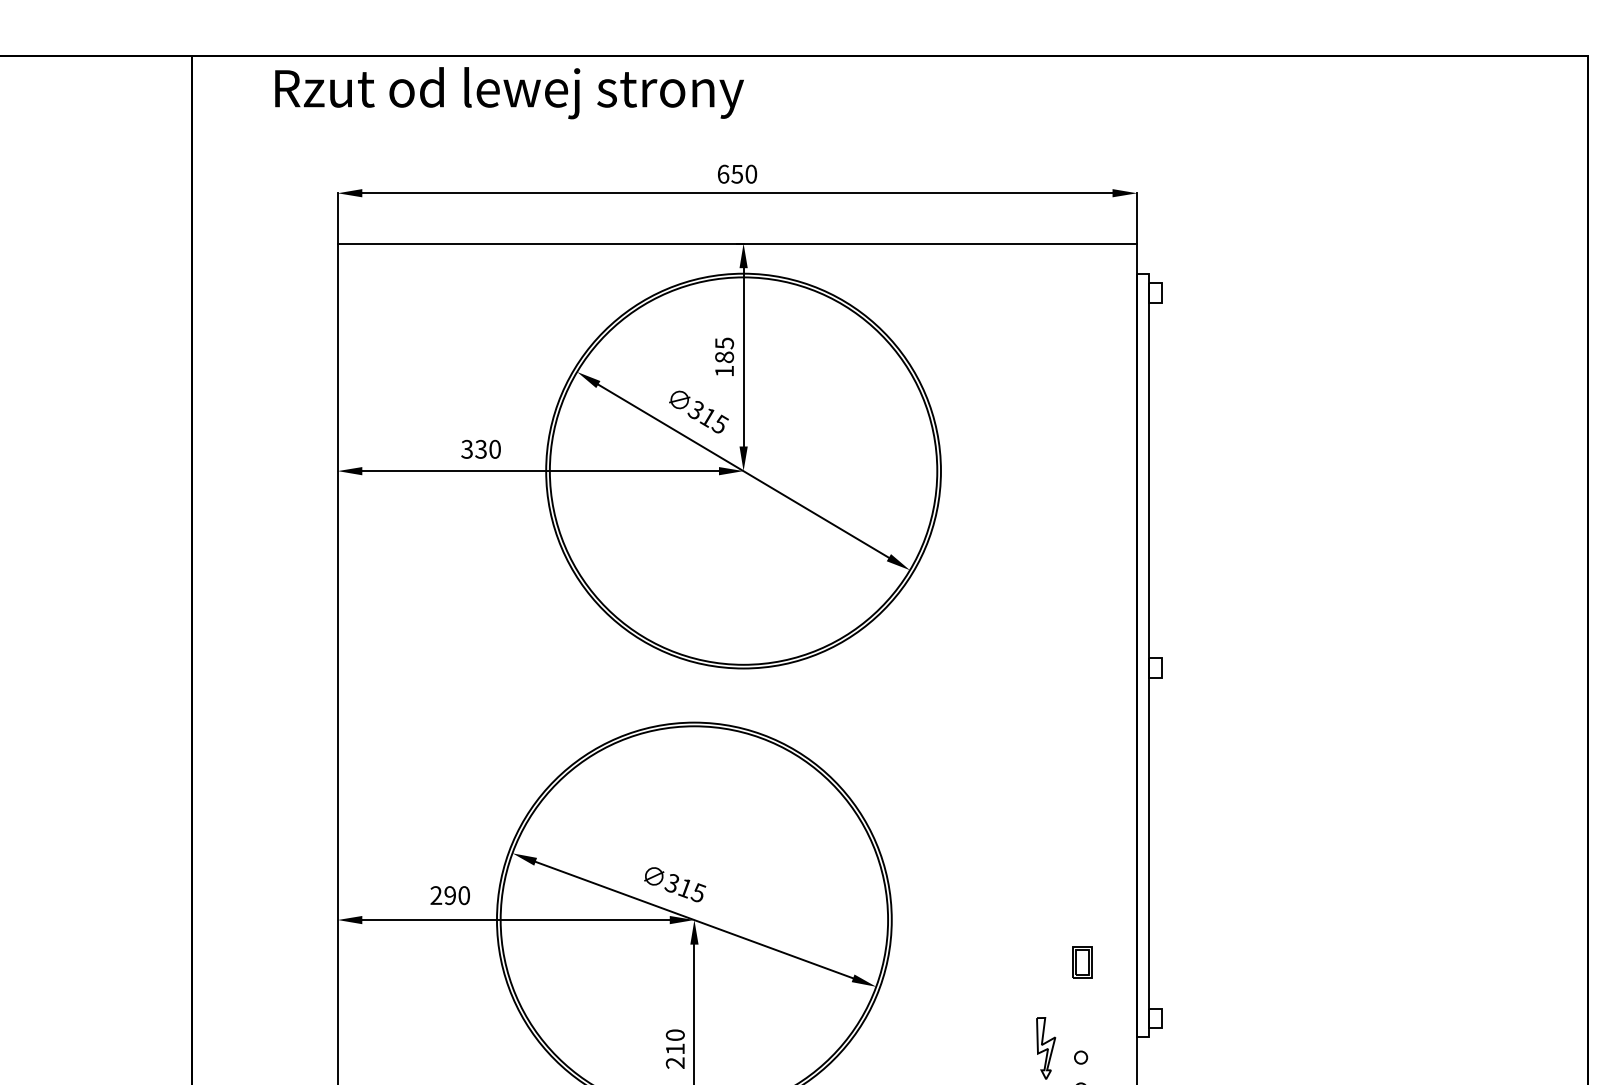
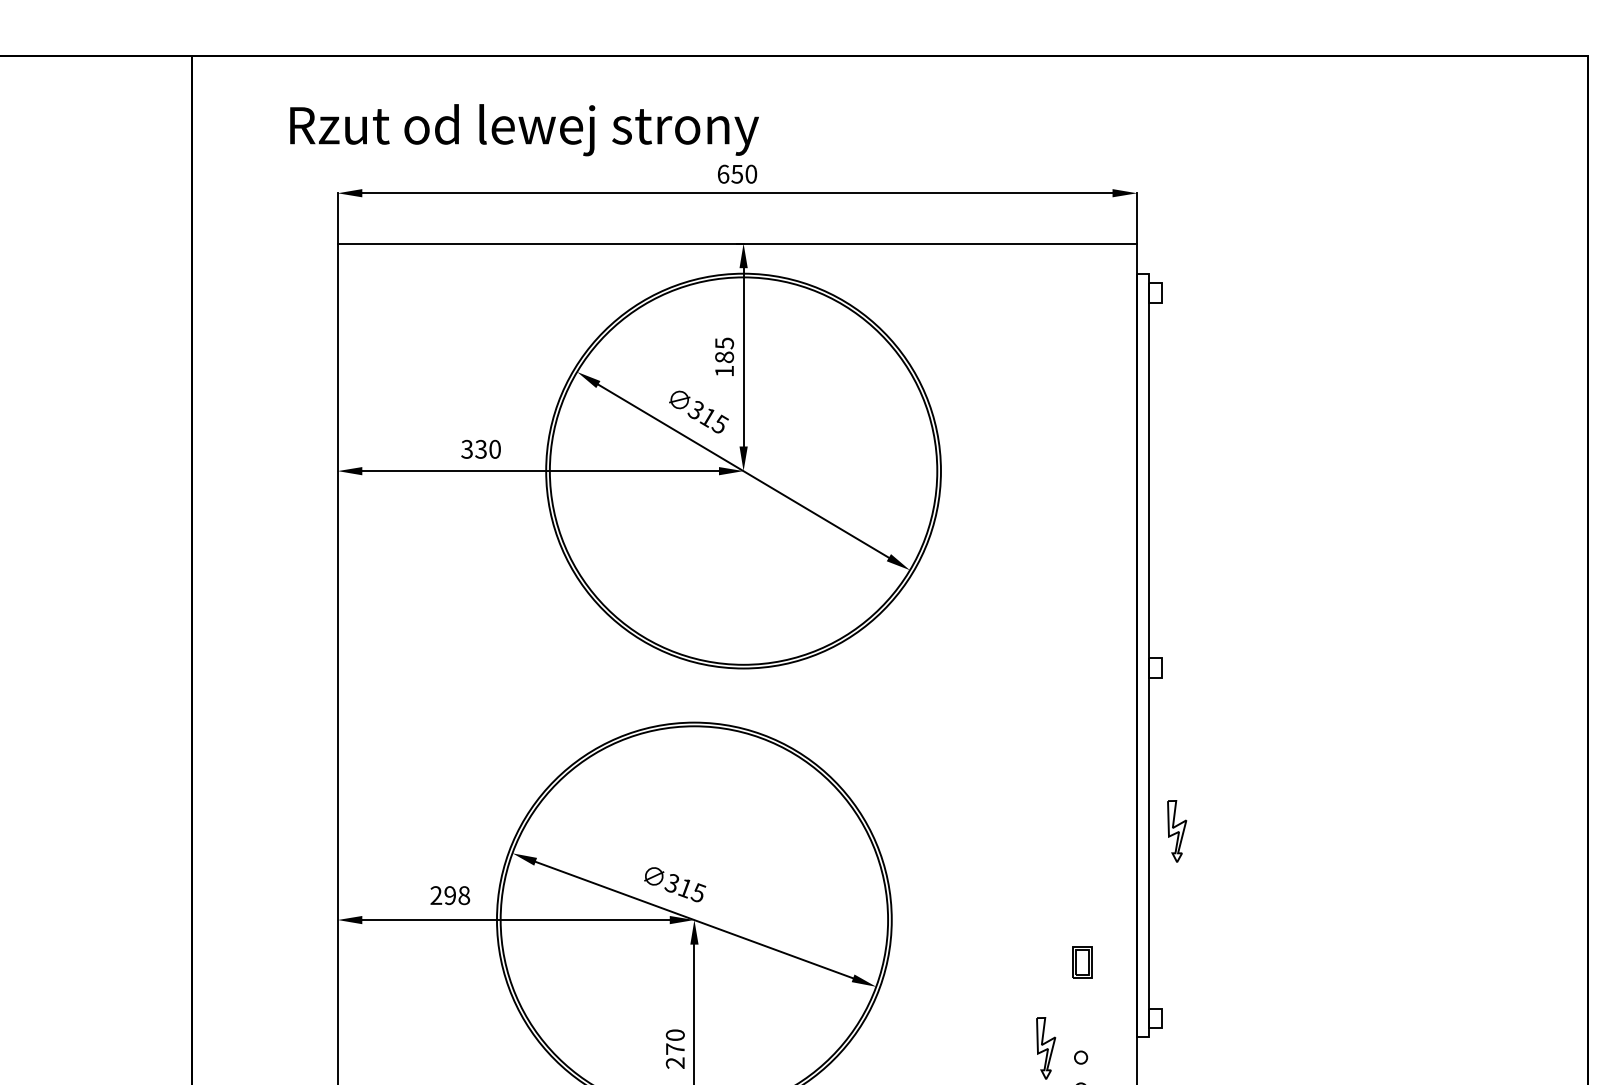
text position: (509, 93) -> (524, 130) (524, 130)
part: none -> present (1177, 831)
text: 290 -> 298 (464, 895)
text: 210 -> 270 (675, 1048)
